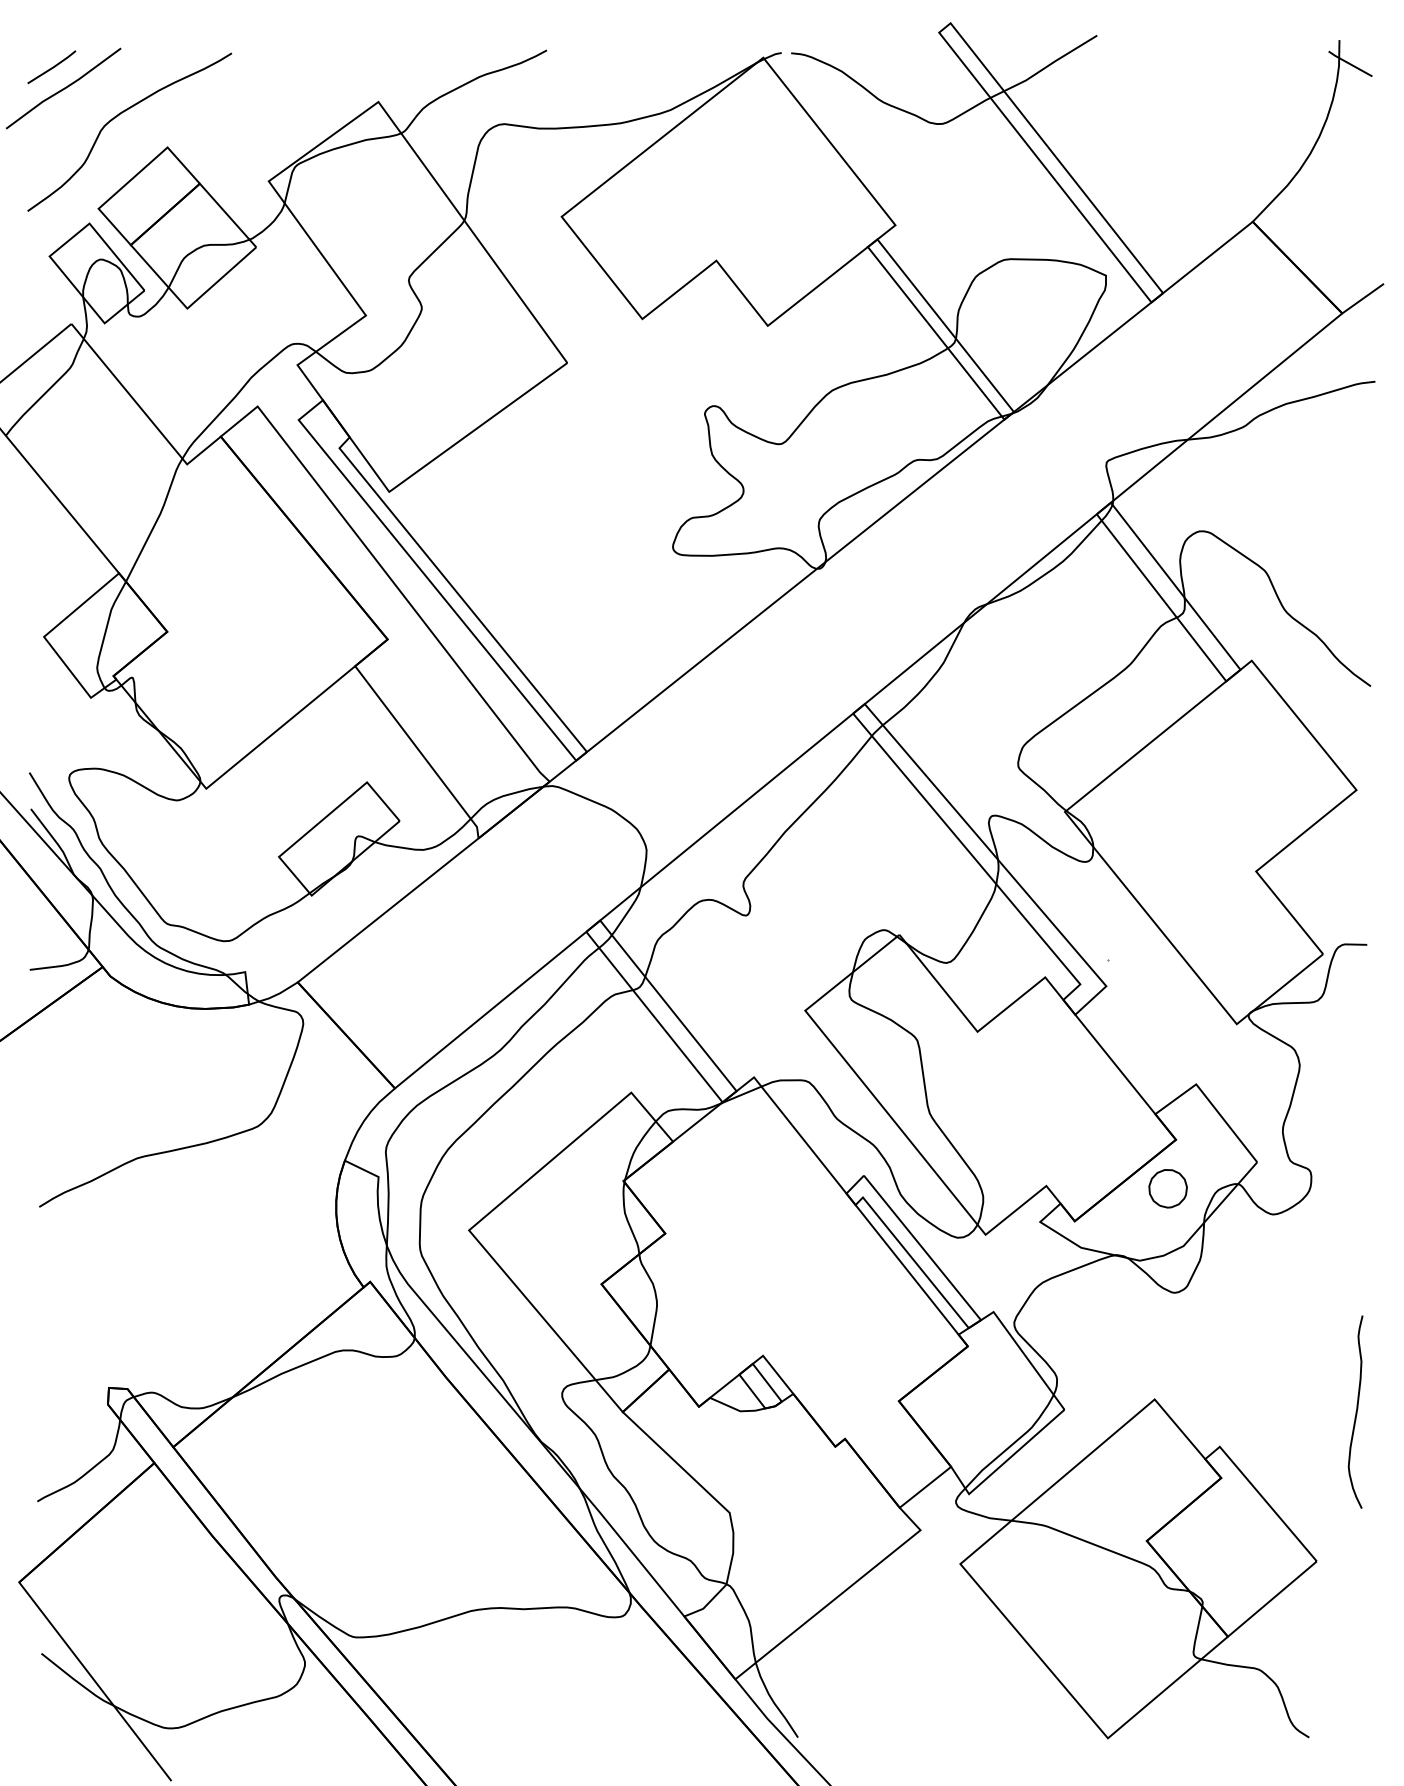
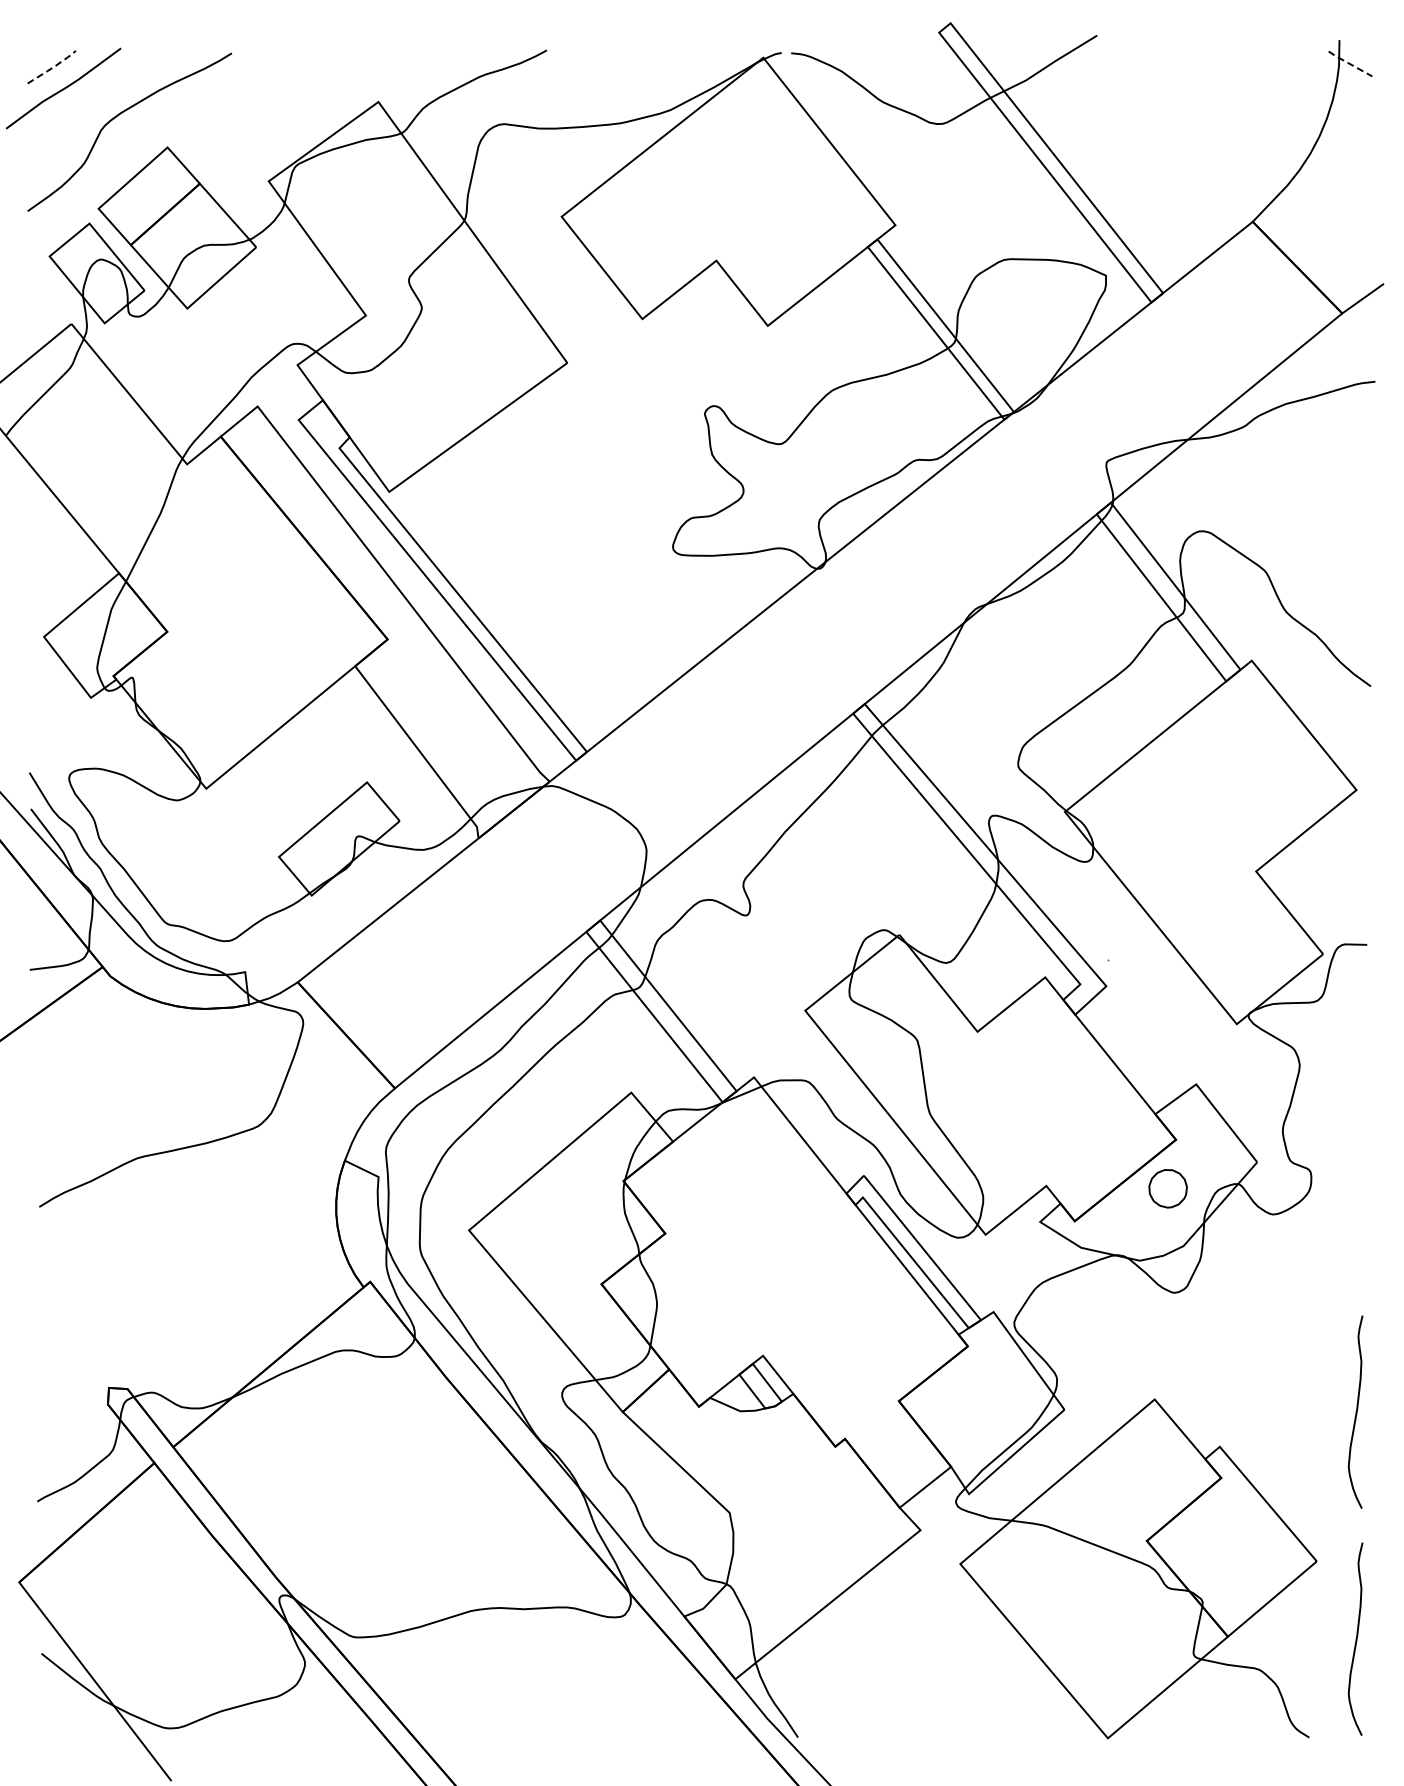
line: solid -> dashed (1349, 64)
line: solid -> dashed (53, 67)
curve: none -> present (1355, 1638)
